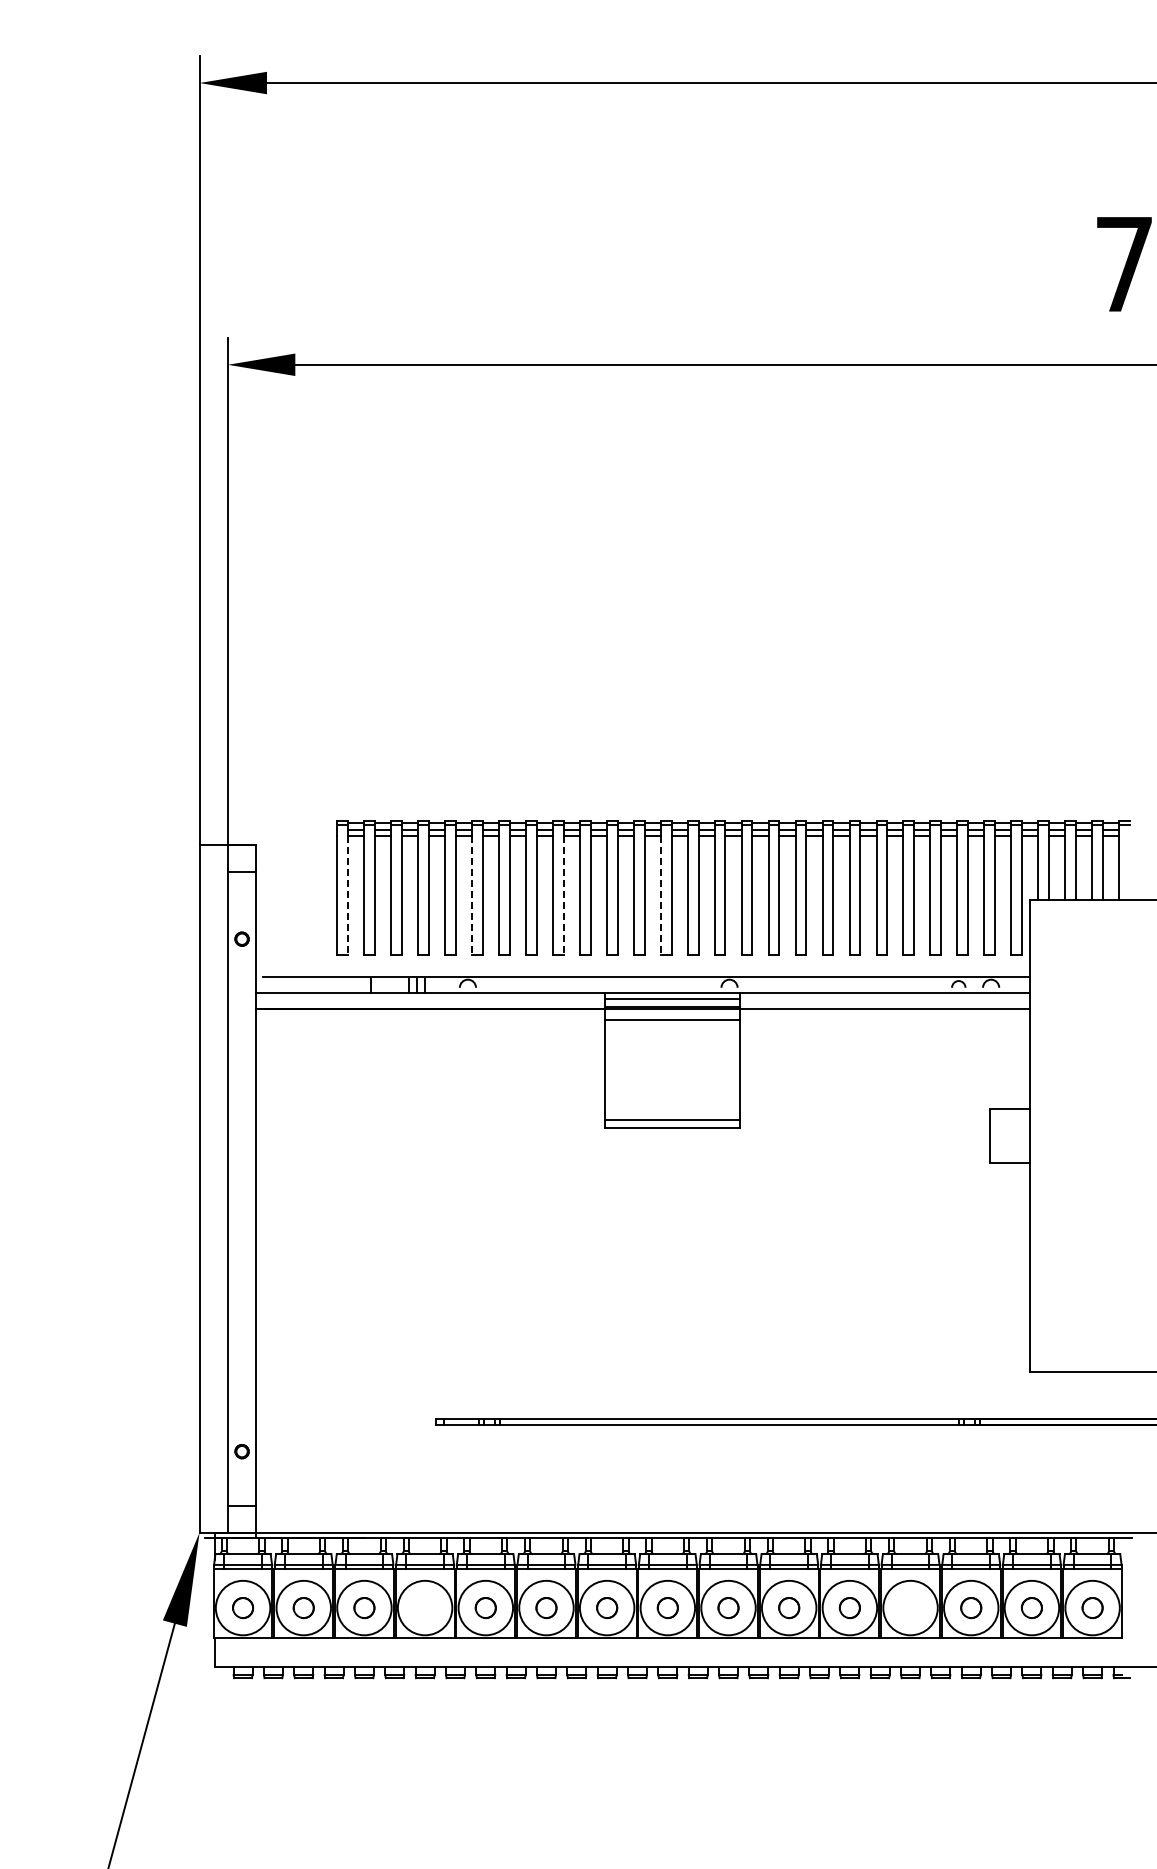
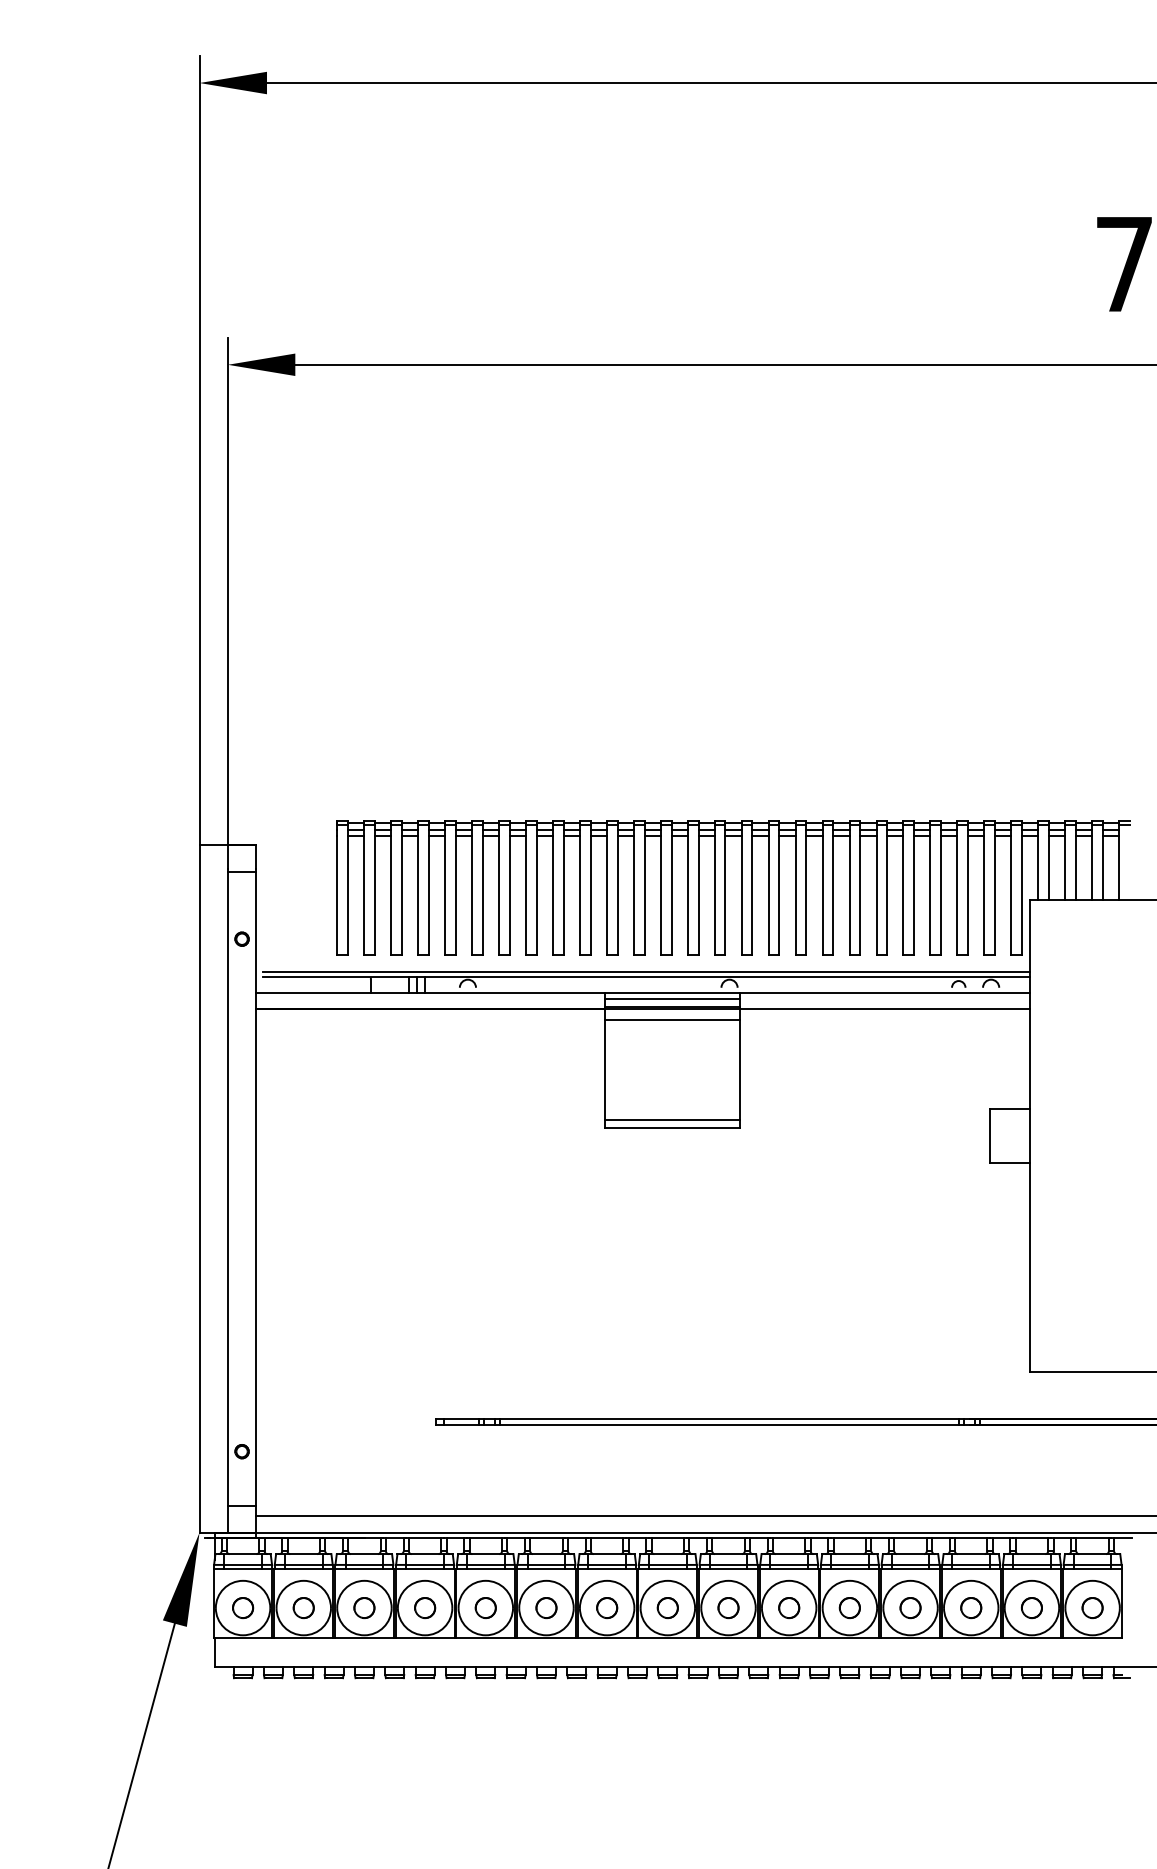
line: dashed -> solid (347, 895)
line: dashed -> solid (471, 895)
line: dashed -> solid (563, 895)
line: dashed -> solid (660, 895)
line: none -> present (646, 971)
line: none -> present (704, 1516)
part: none -> present (425, 1608)
part: none -> present (910, 1608)
